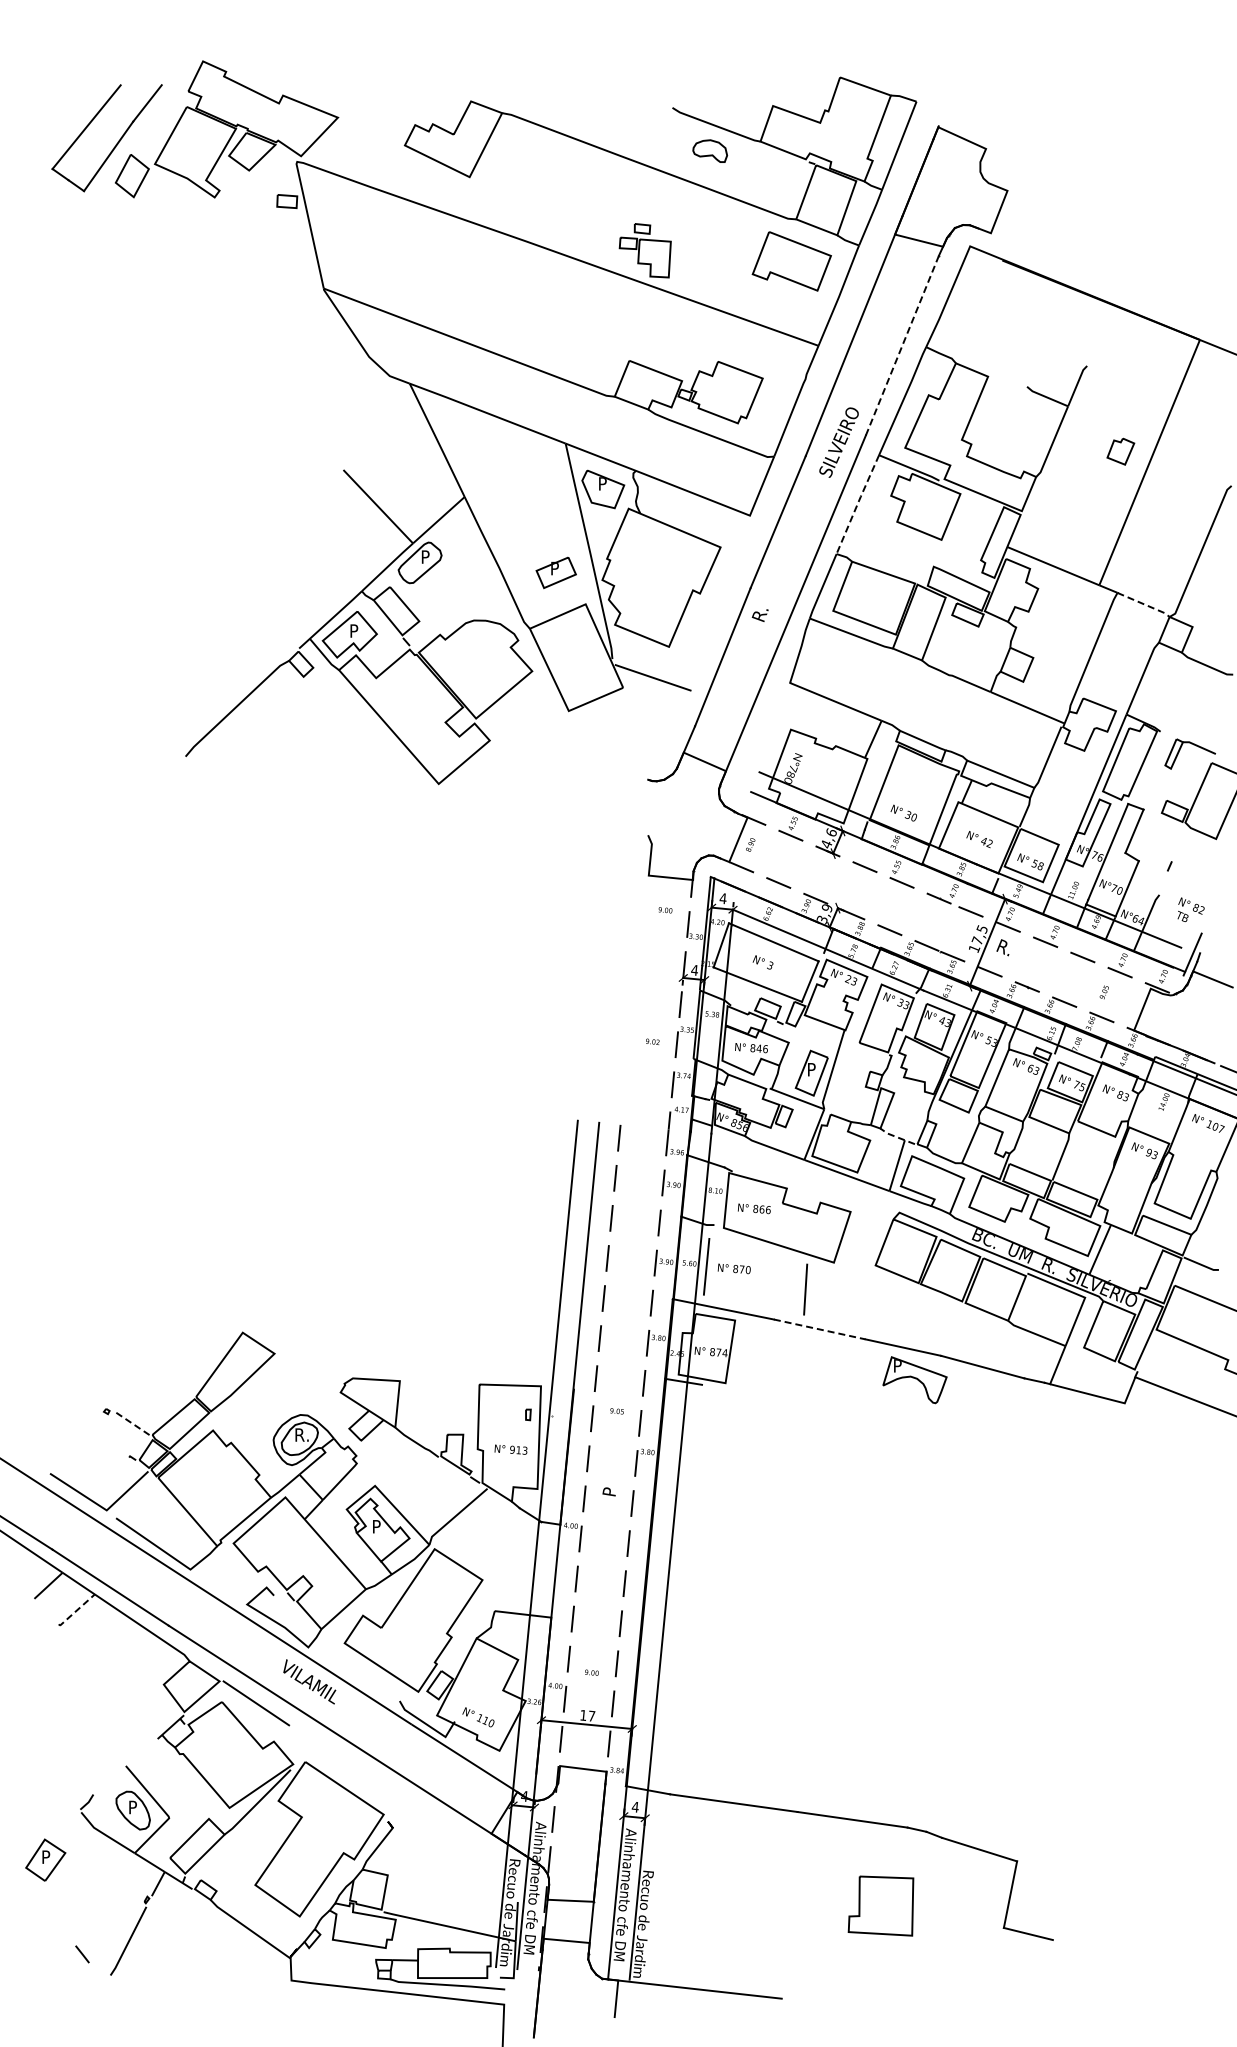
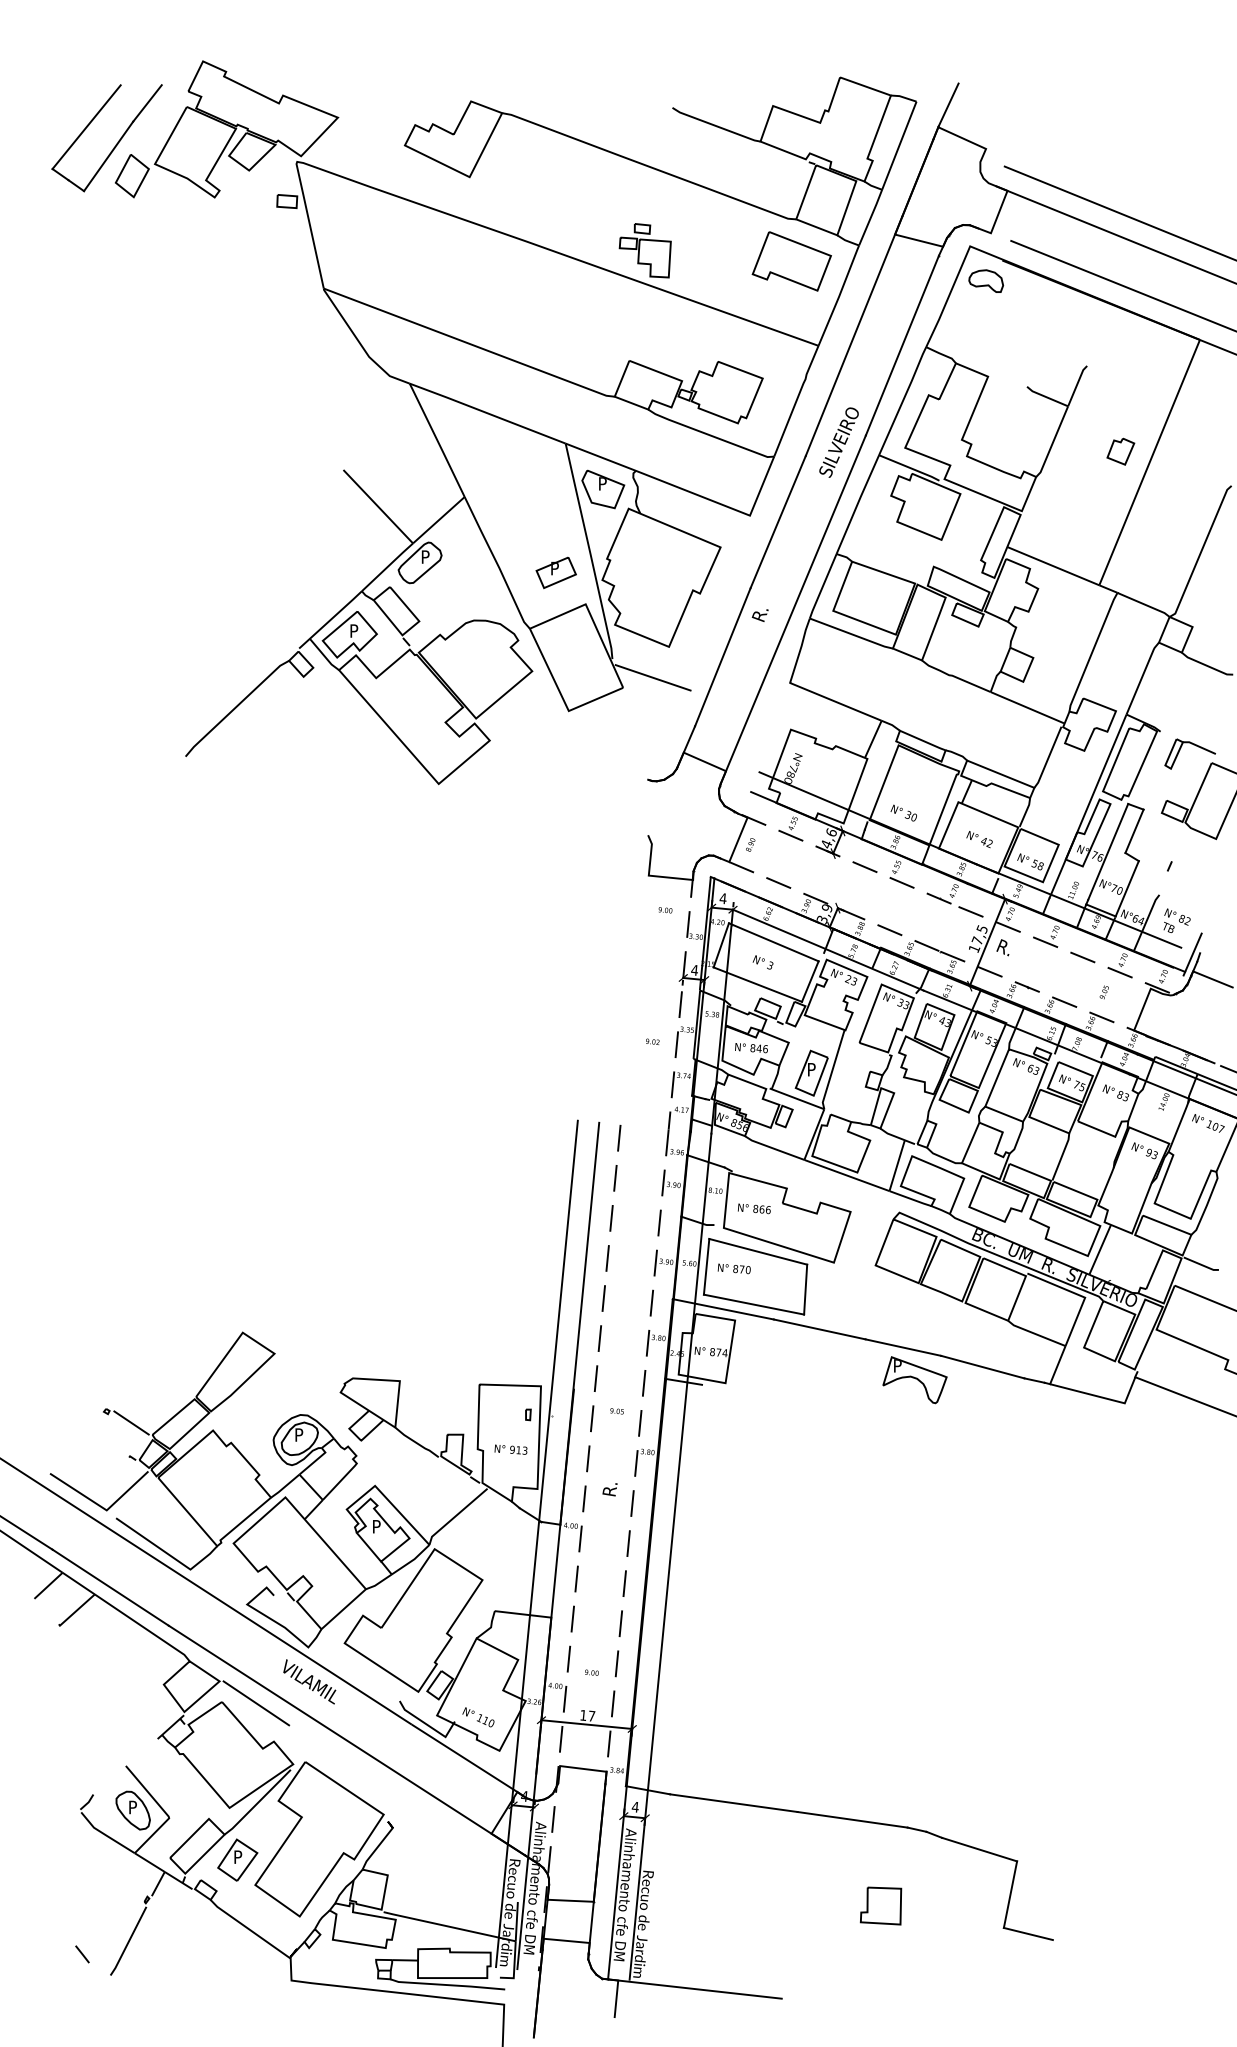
line: none -> present (948, 104)
part position: (710, 150) -> (986, 280) (986, 280)
line: none -> present (1118, 212)
line: none -> present (1114, 234)
line: none -> present (1122, 285)
line: dashed -> solid (902, 345)
line: dashed -> solid (857, 504)
line: dashed -> solid (1144, 604)
text position: (1190, 909) -> (1176, 920) (1176, 920)
line: dashed -> solid (896, 1137)
line: none -> present (758, 1251)
line: none -> present (753, 1304)
line: dashed -> solid (819, 1329)
line: dashed -> solid (131, 1423)
text: R. -> P (302, 1437)
text: P -> R. (613, 1488)
line: dashed -> solid (76, 1611)
part position: (45, 1859) -> (237, 1859) (237, 1859)
part size: 68x62 px -> 44x40 px (880, 1905)
